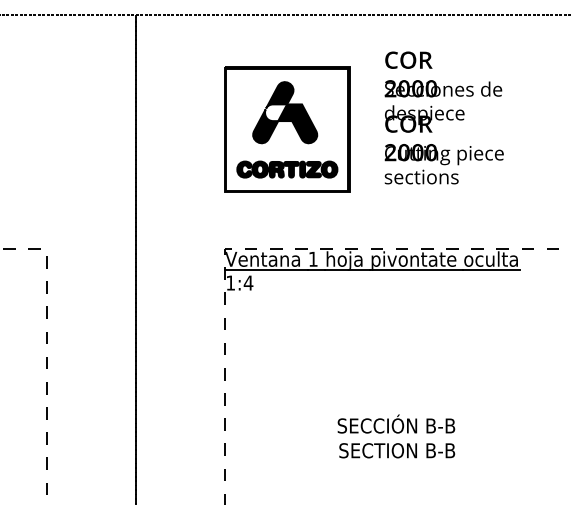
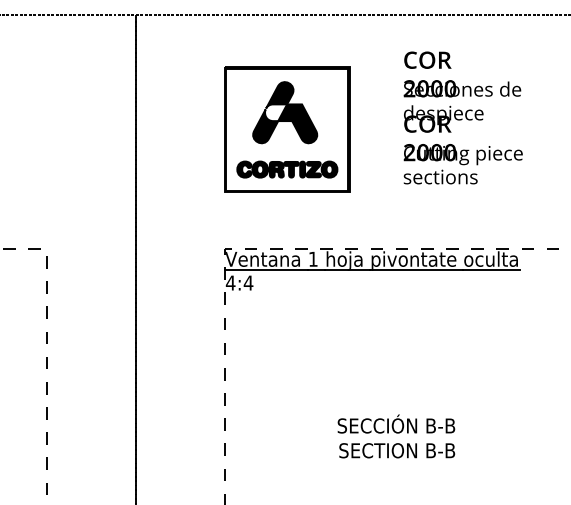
text position: (443, 117) -> (462, 117) (462, 117)
text: 1:4 -> 4:4 (230, 282)
